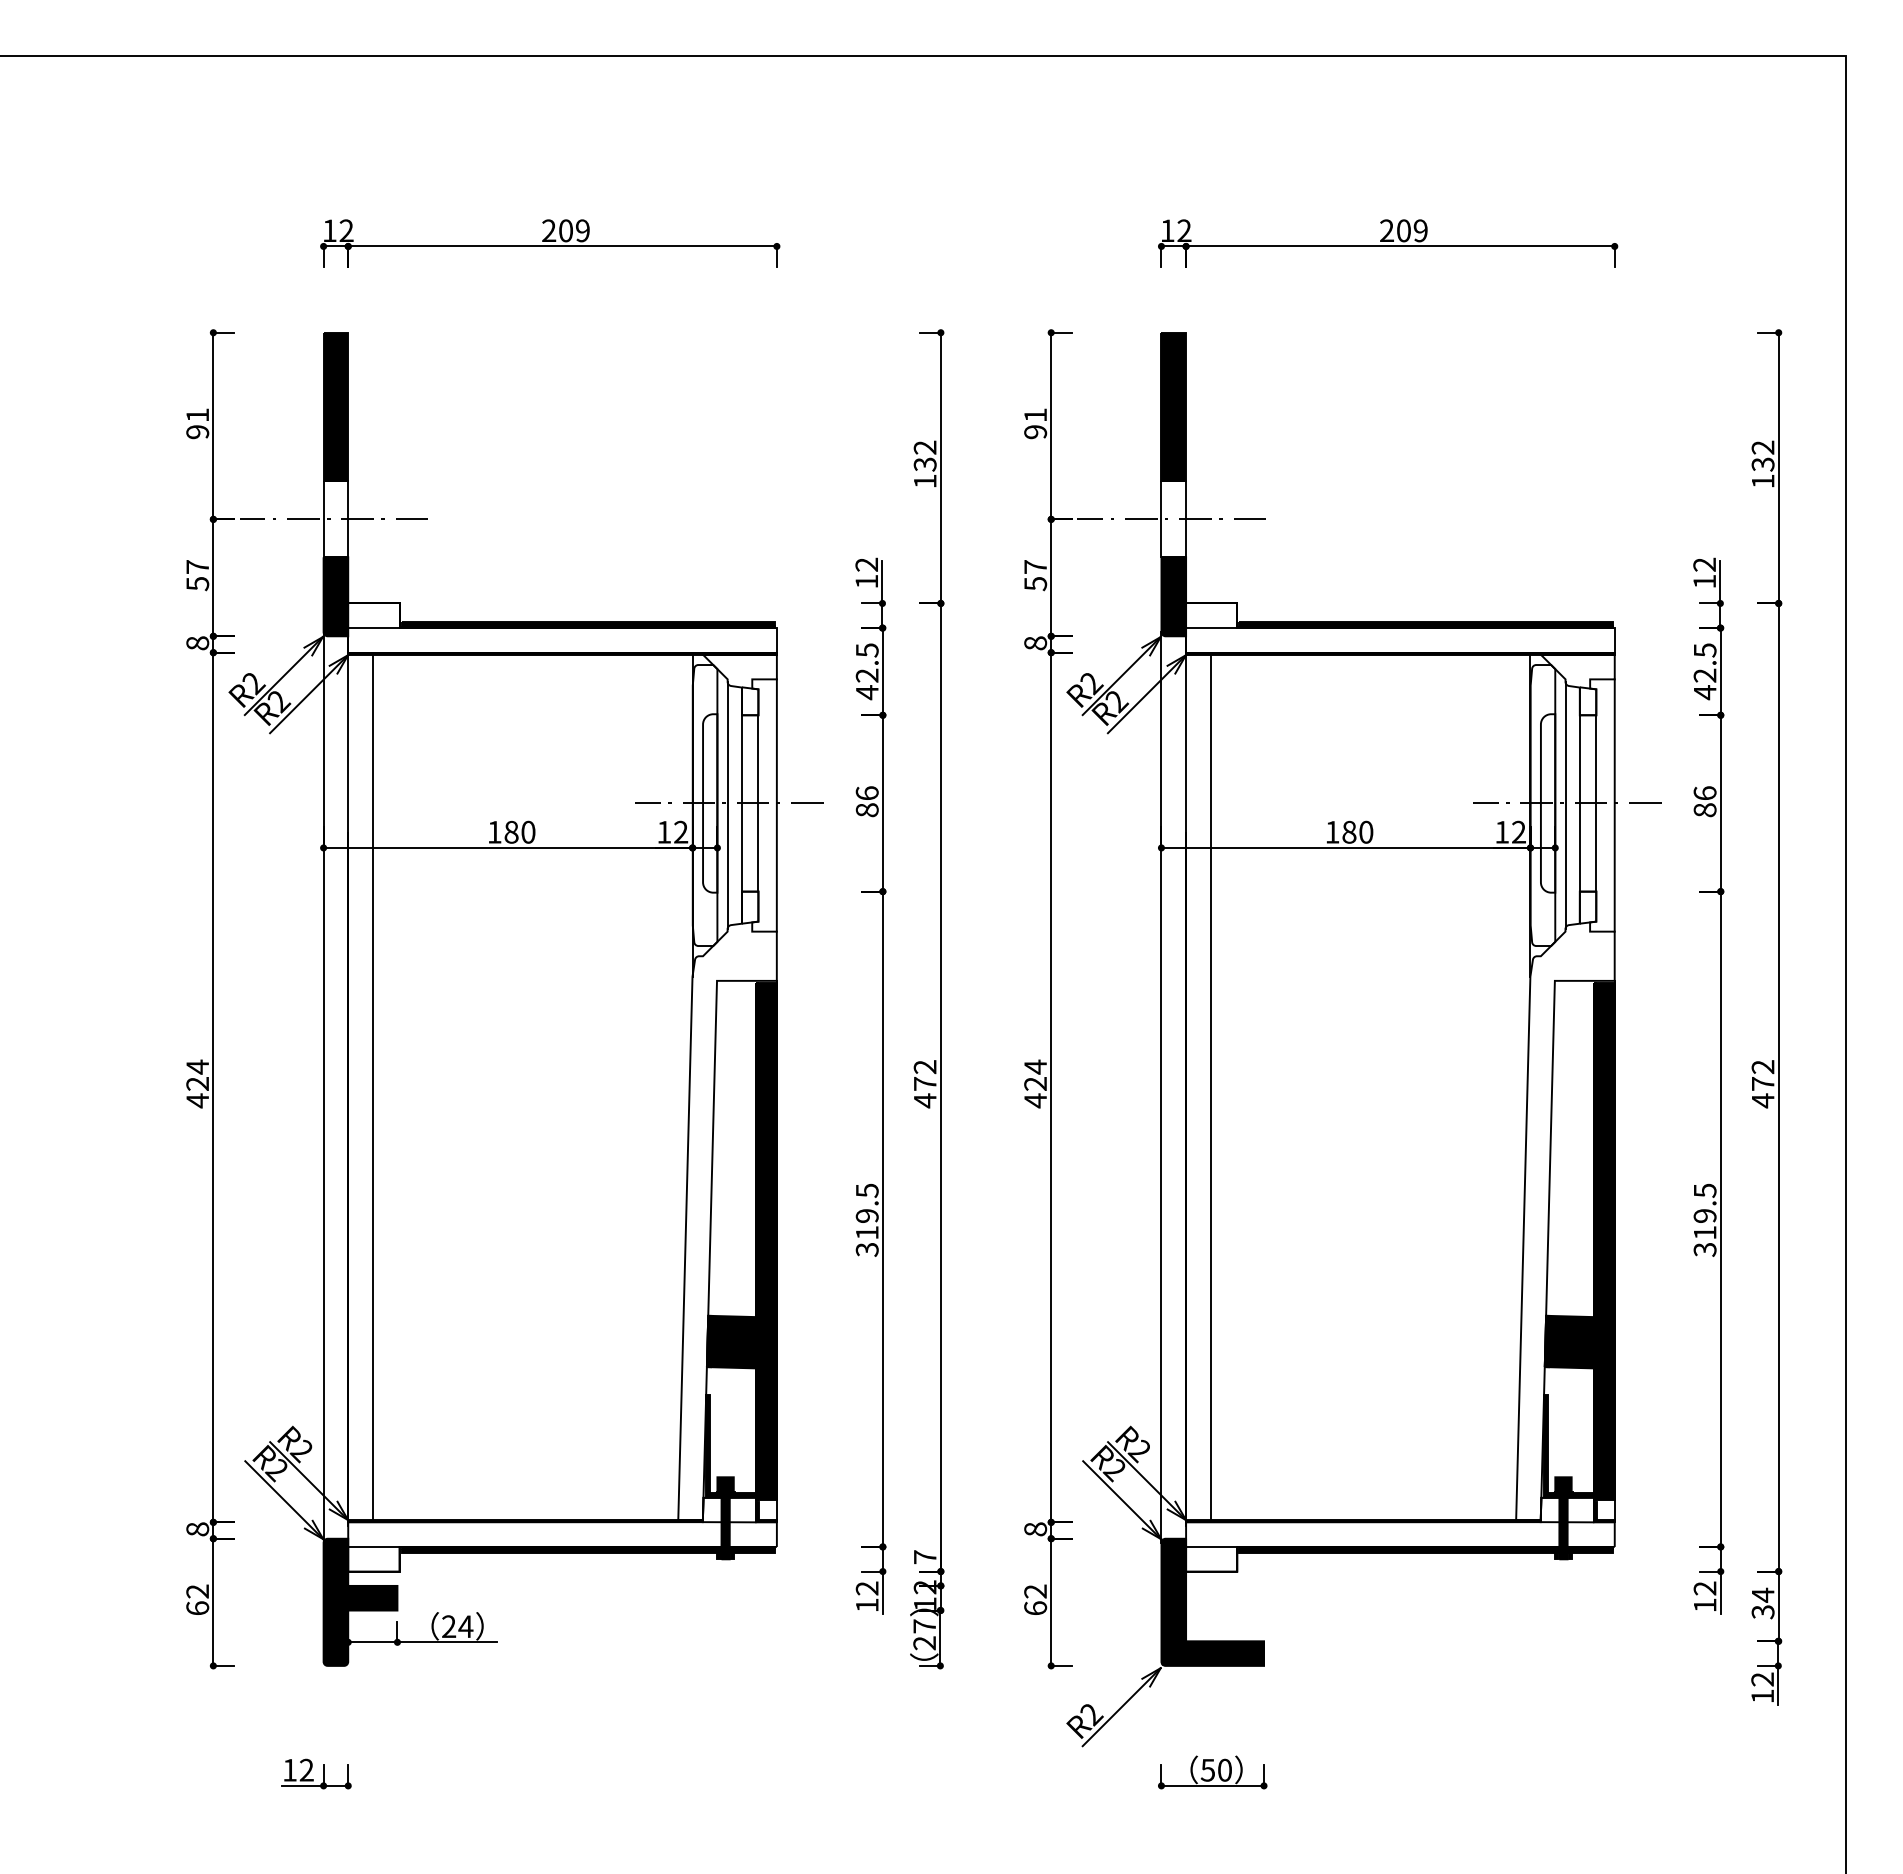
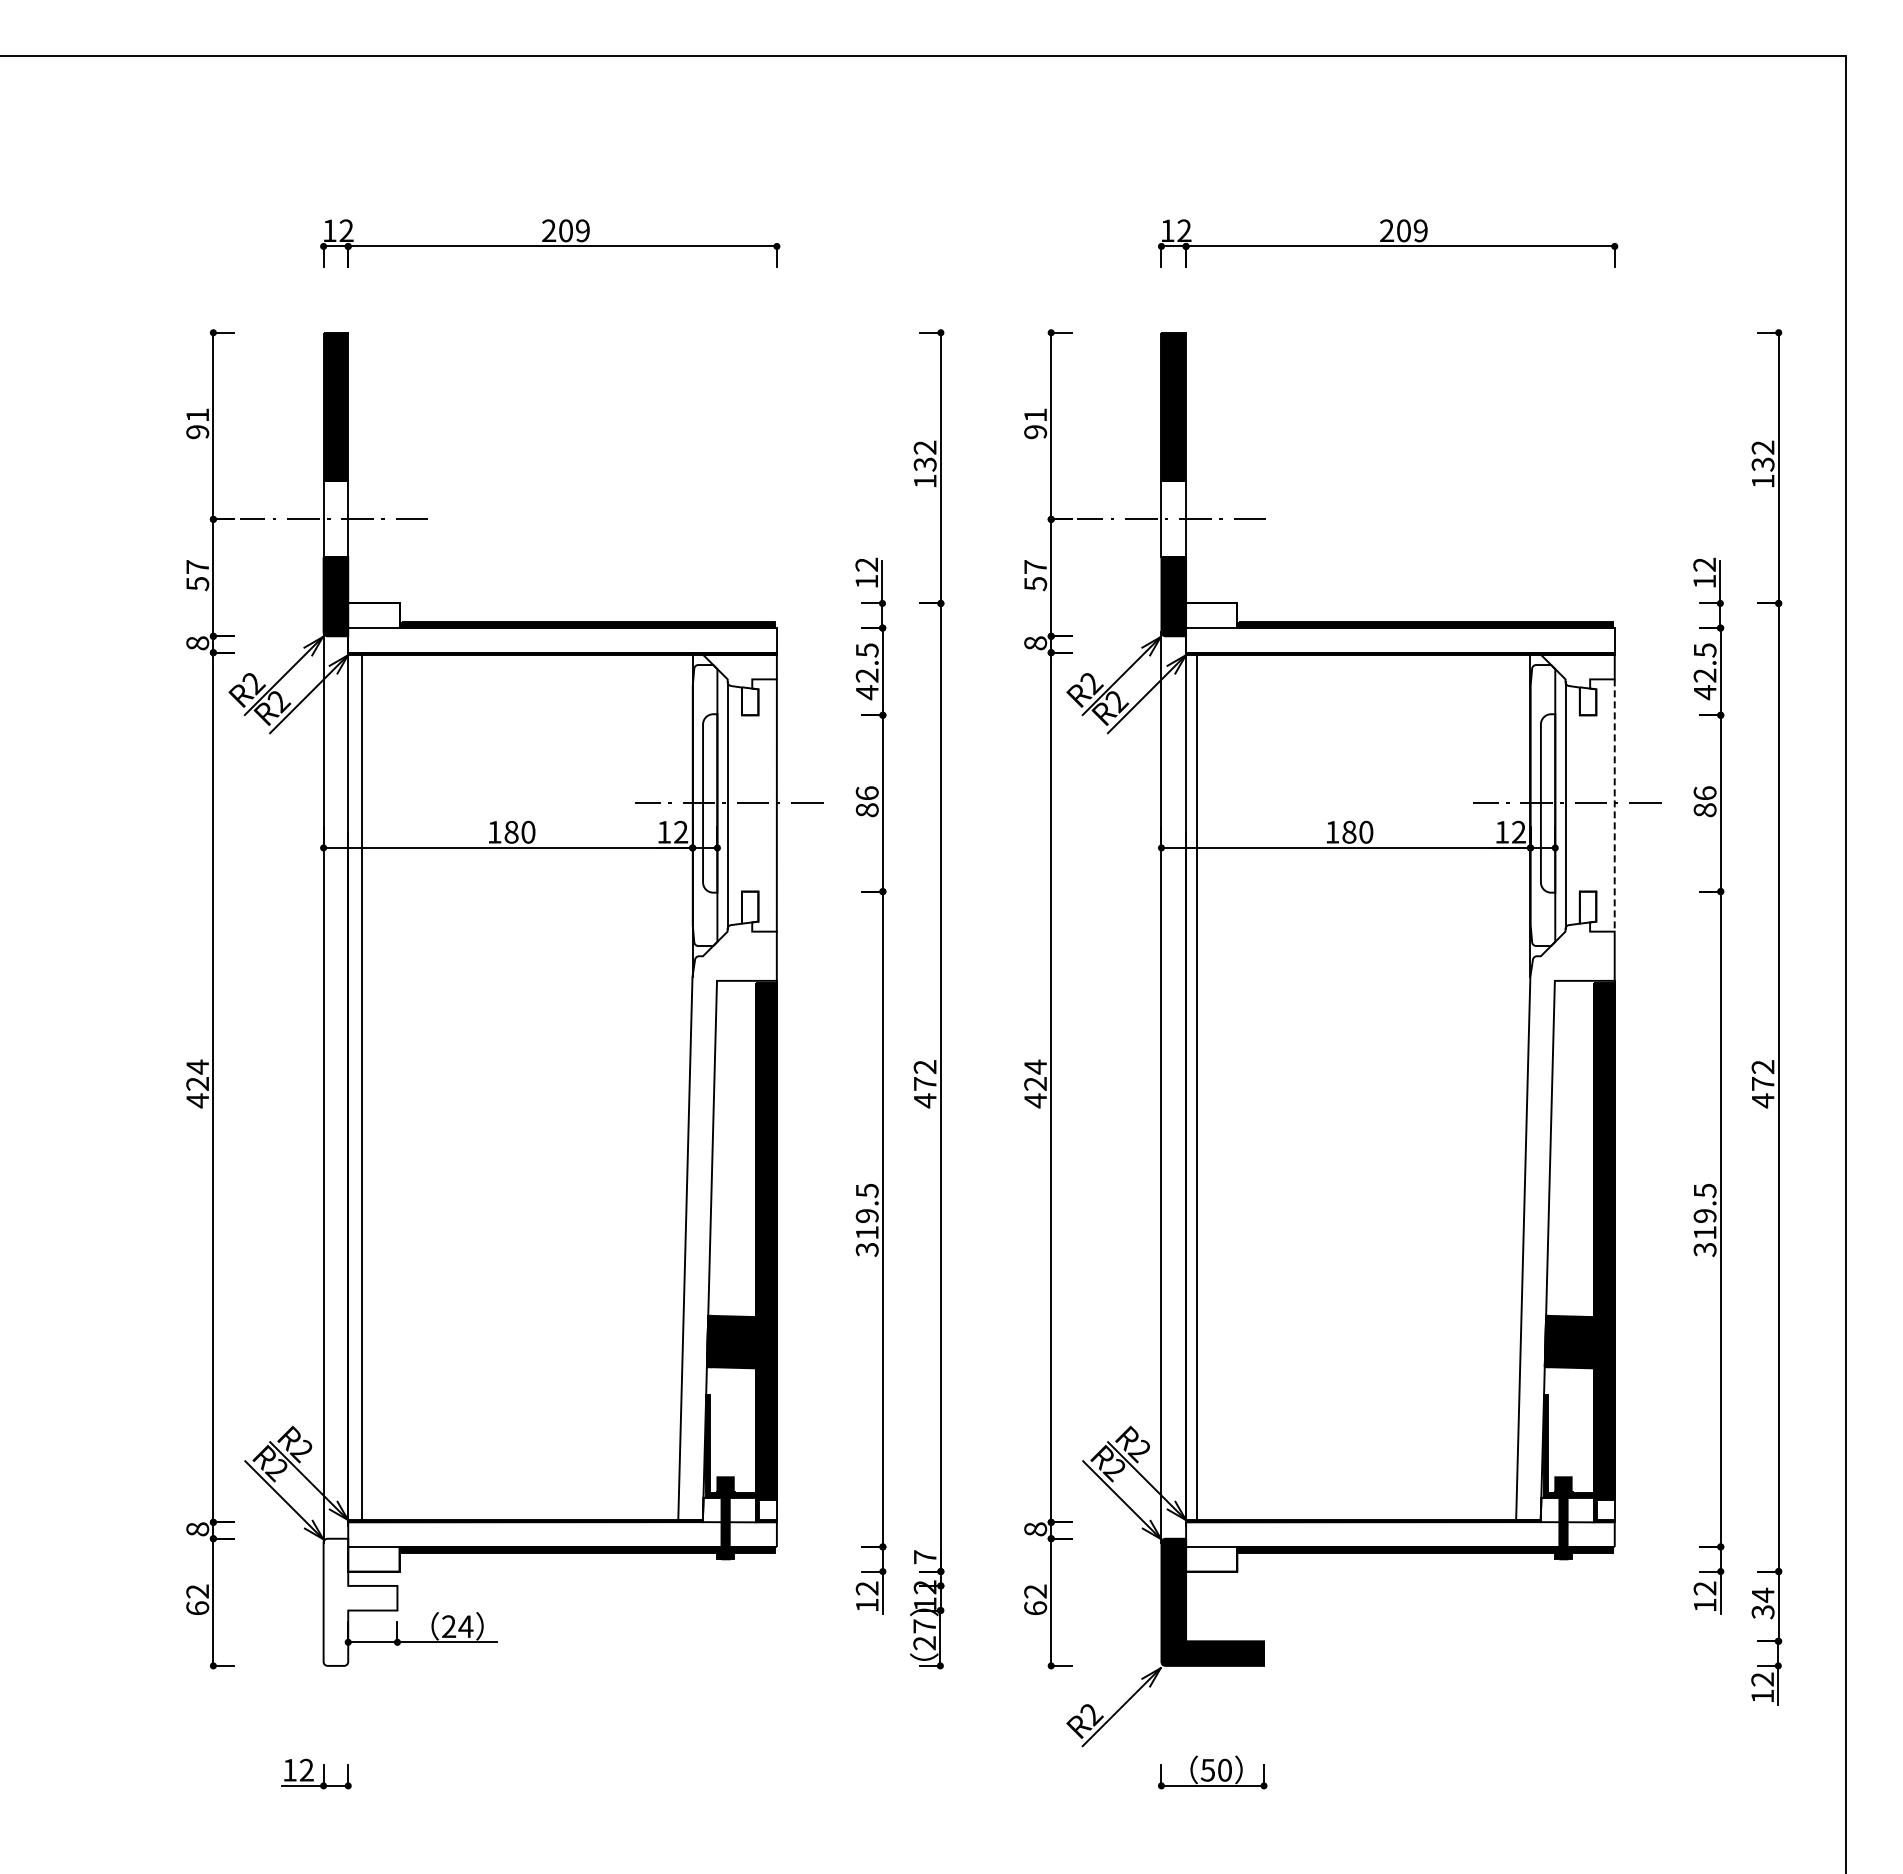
line: present -> none (742, 803)
line: present -> none (758, 803)
line: present -> none (1579, 803)
line: present -> none (1596, 803)
line: solid -> dashed (1614, 806)
line position: (372, 1087) -> (361, 1087) (361, 1087)
line position: (1210, 1087) -> (1196, 1087) (1196, 1087)
fill: present -> none (360, 1601)
